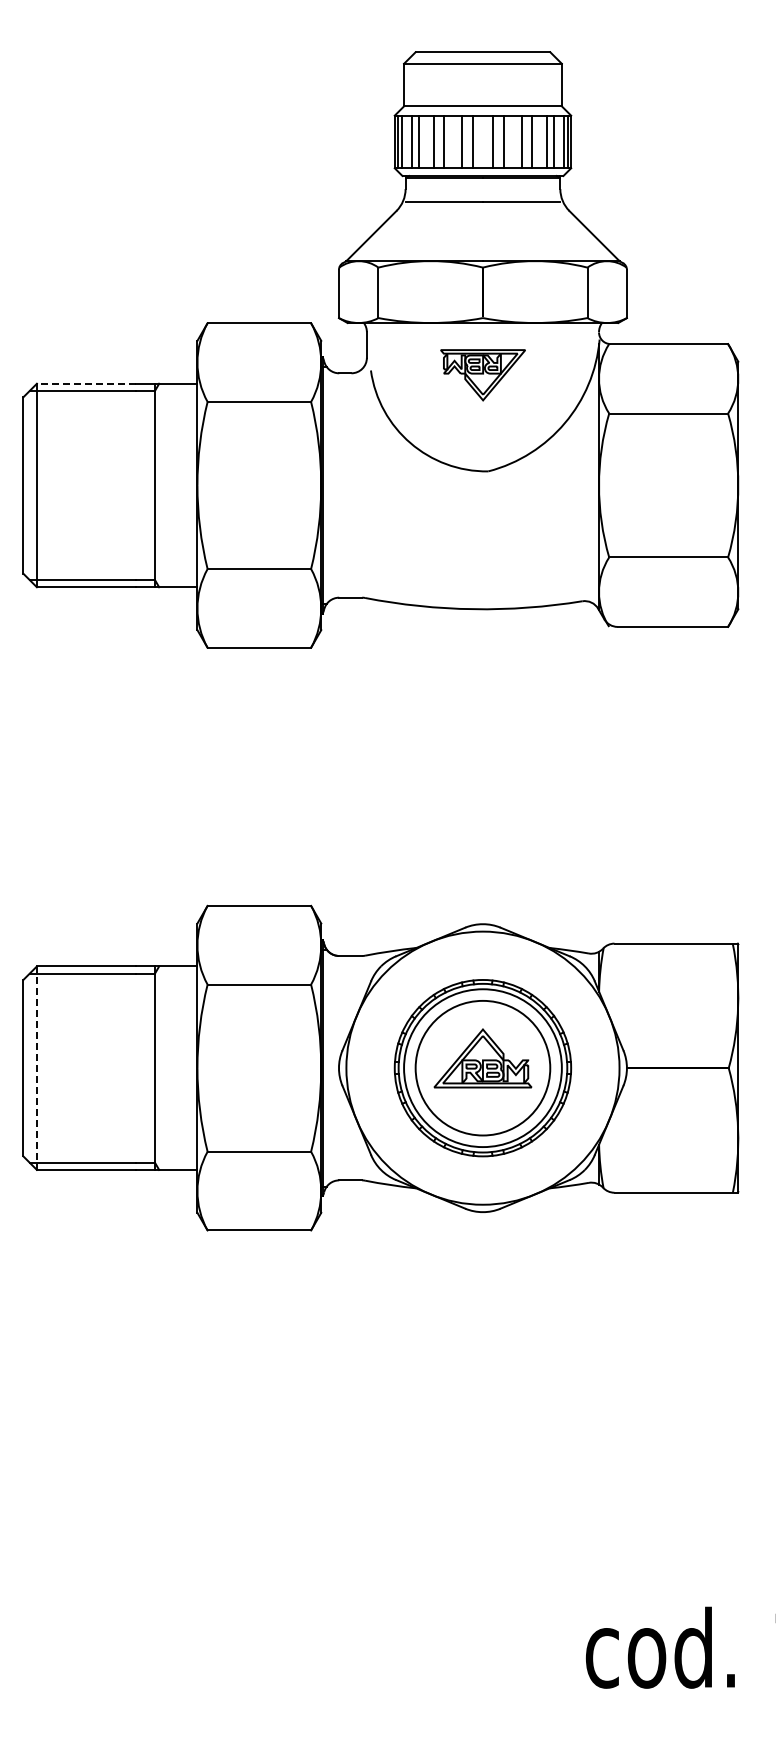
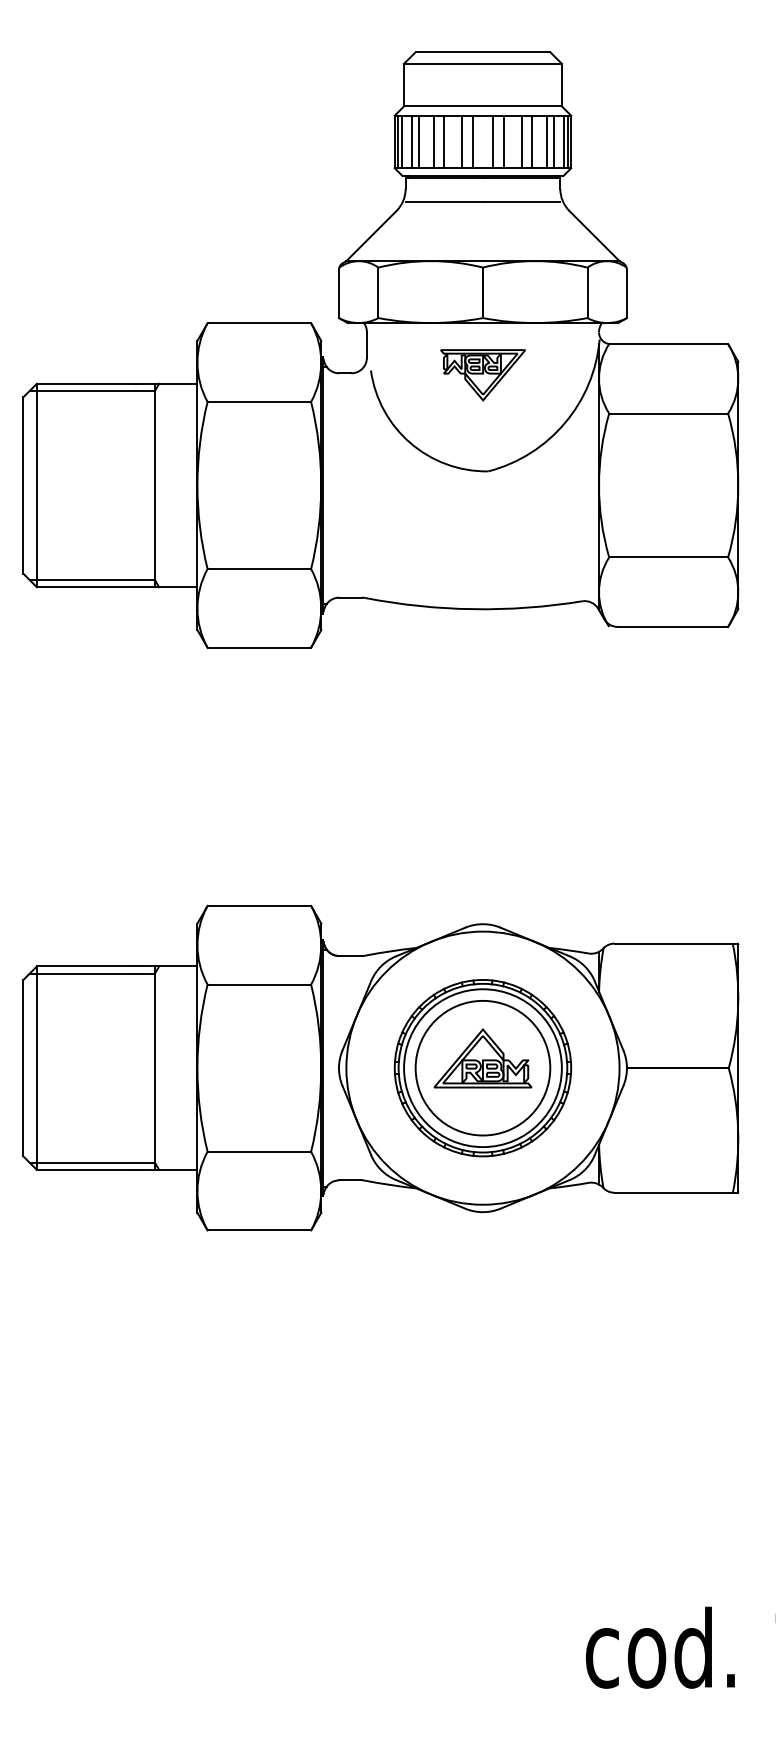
line: dashed -> solid (85, 383)
line: dashed -> solid (36, 1068)
